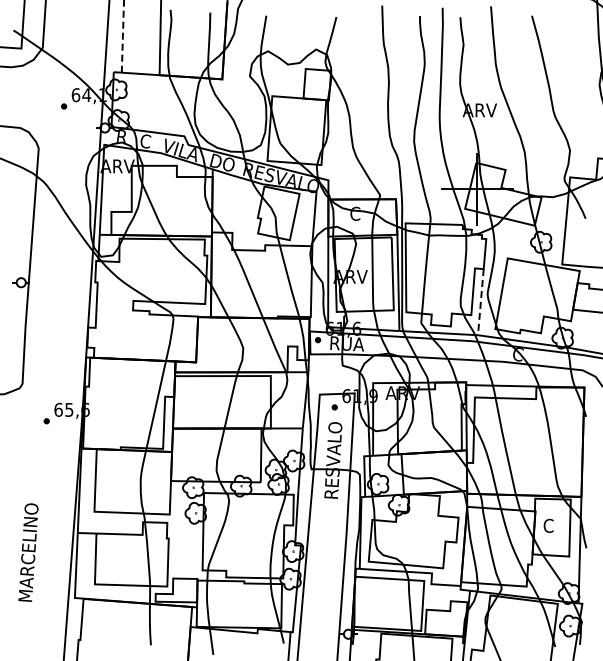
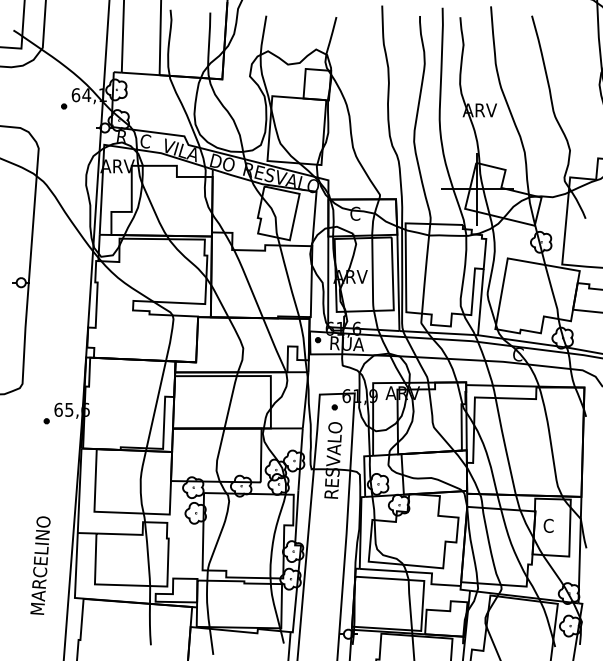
line: dashed -> solid (122, 35)
line: dashed -> solid (480, 302)
text position: (28, 552) -> (40, 565) (40, 565)
